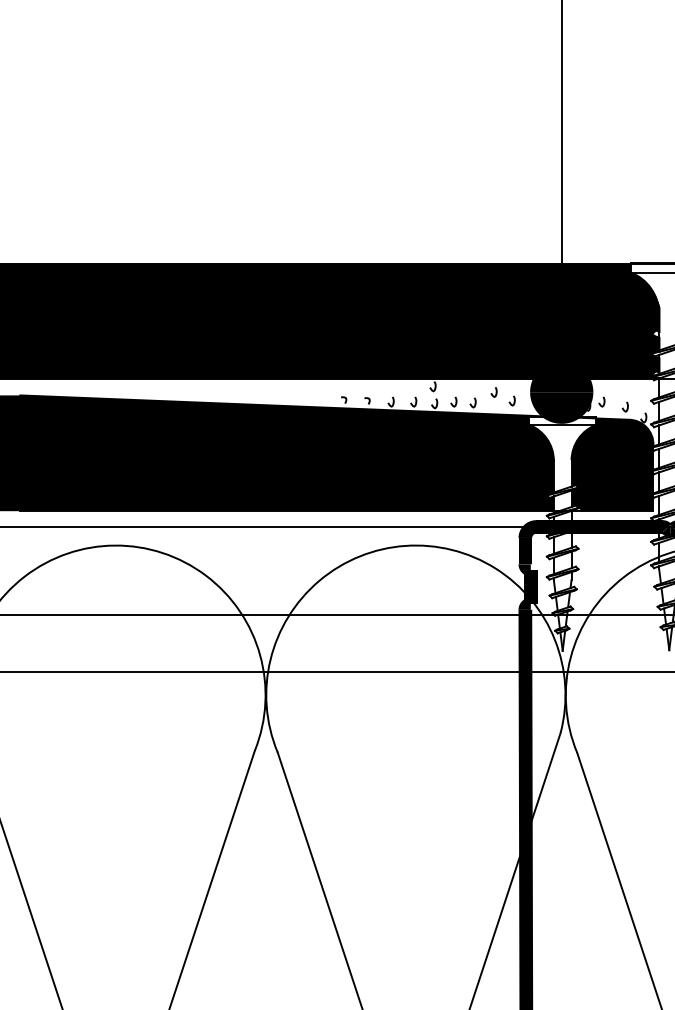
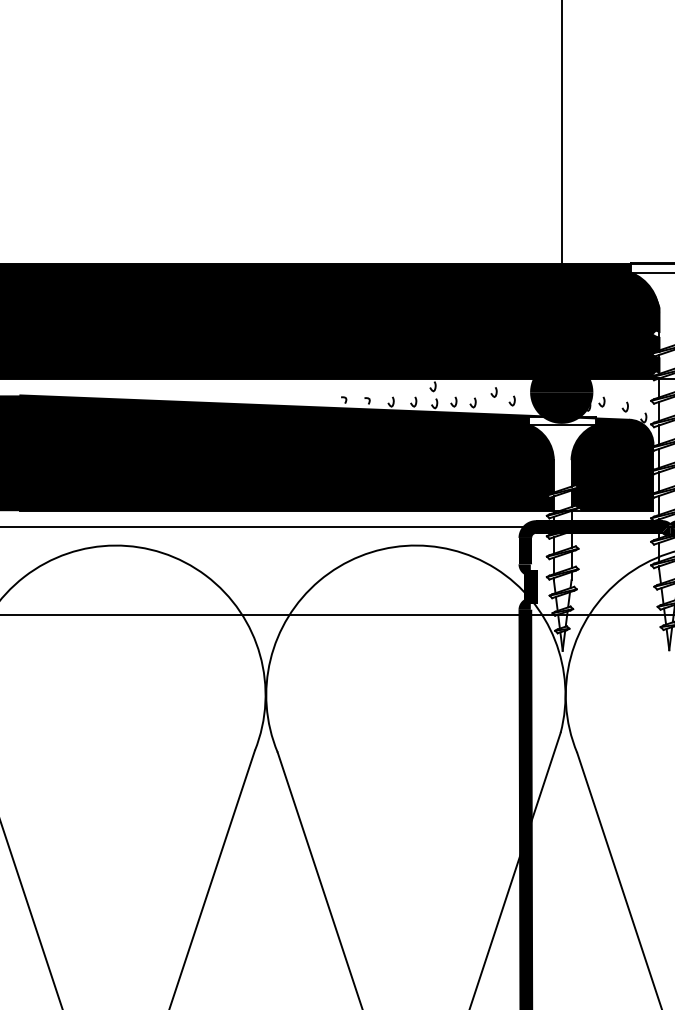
line: present -> none (336, 672)
